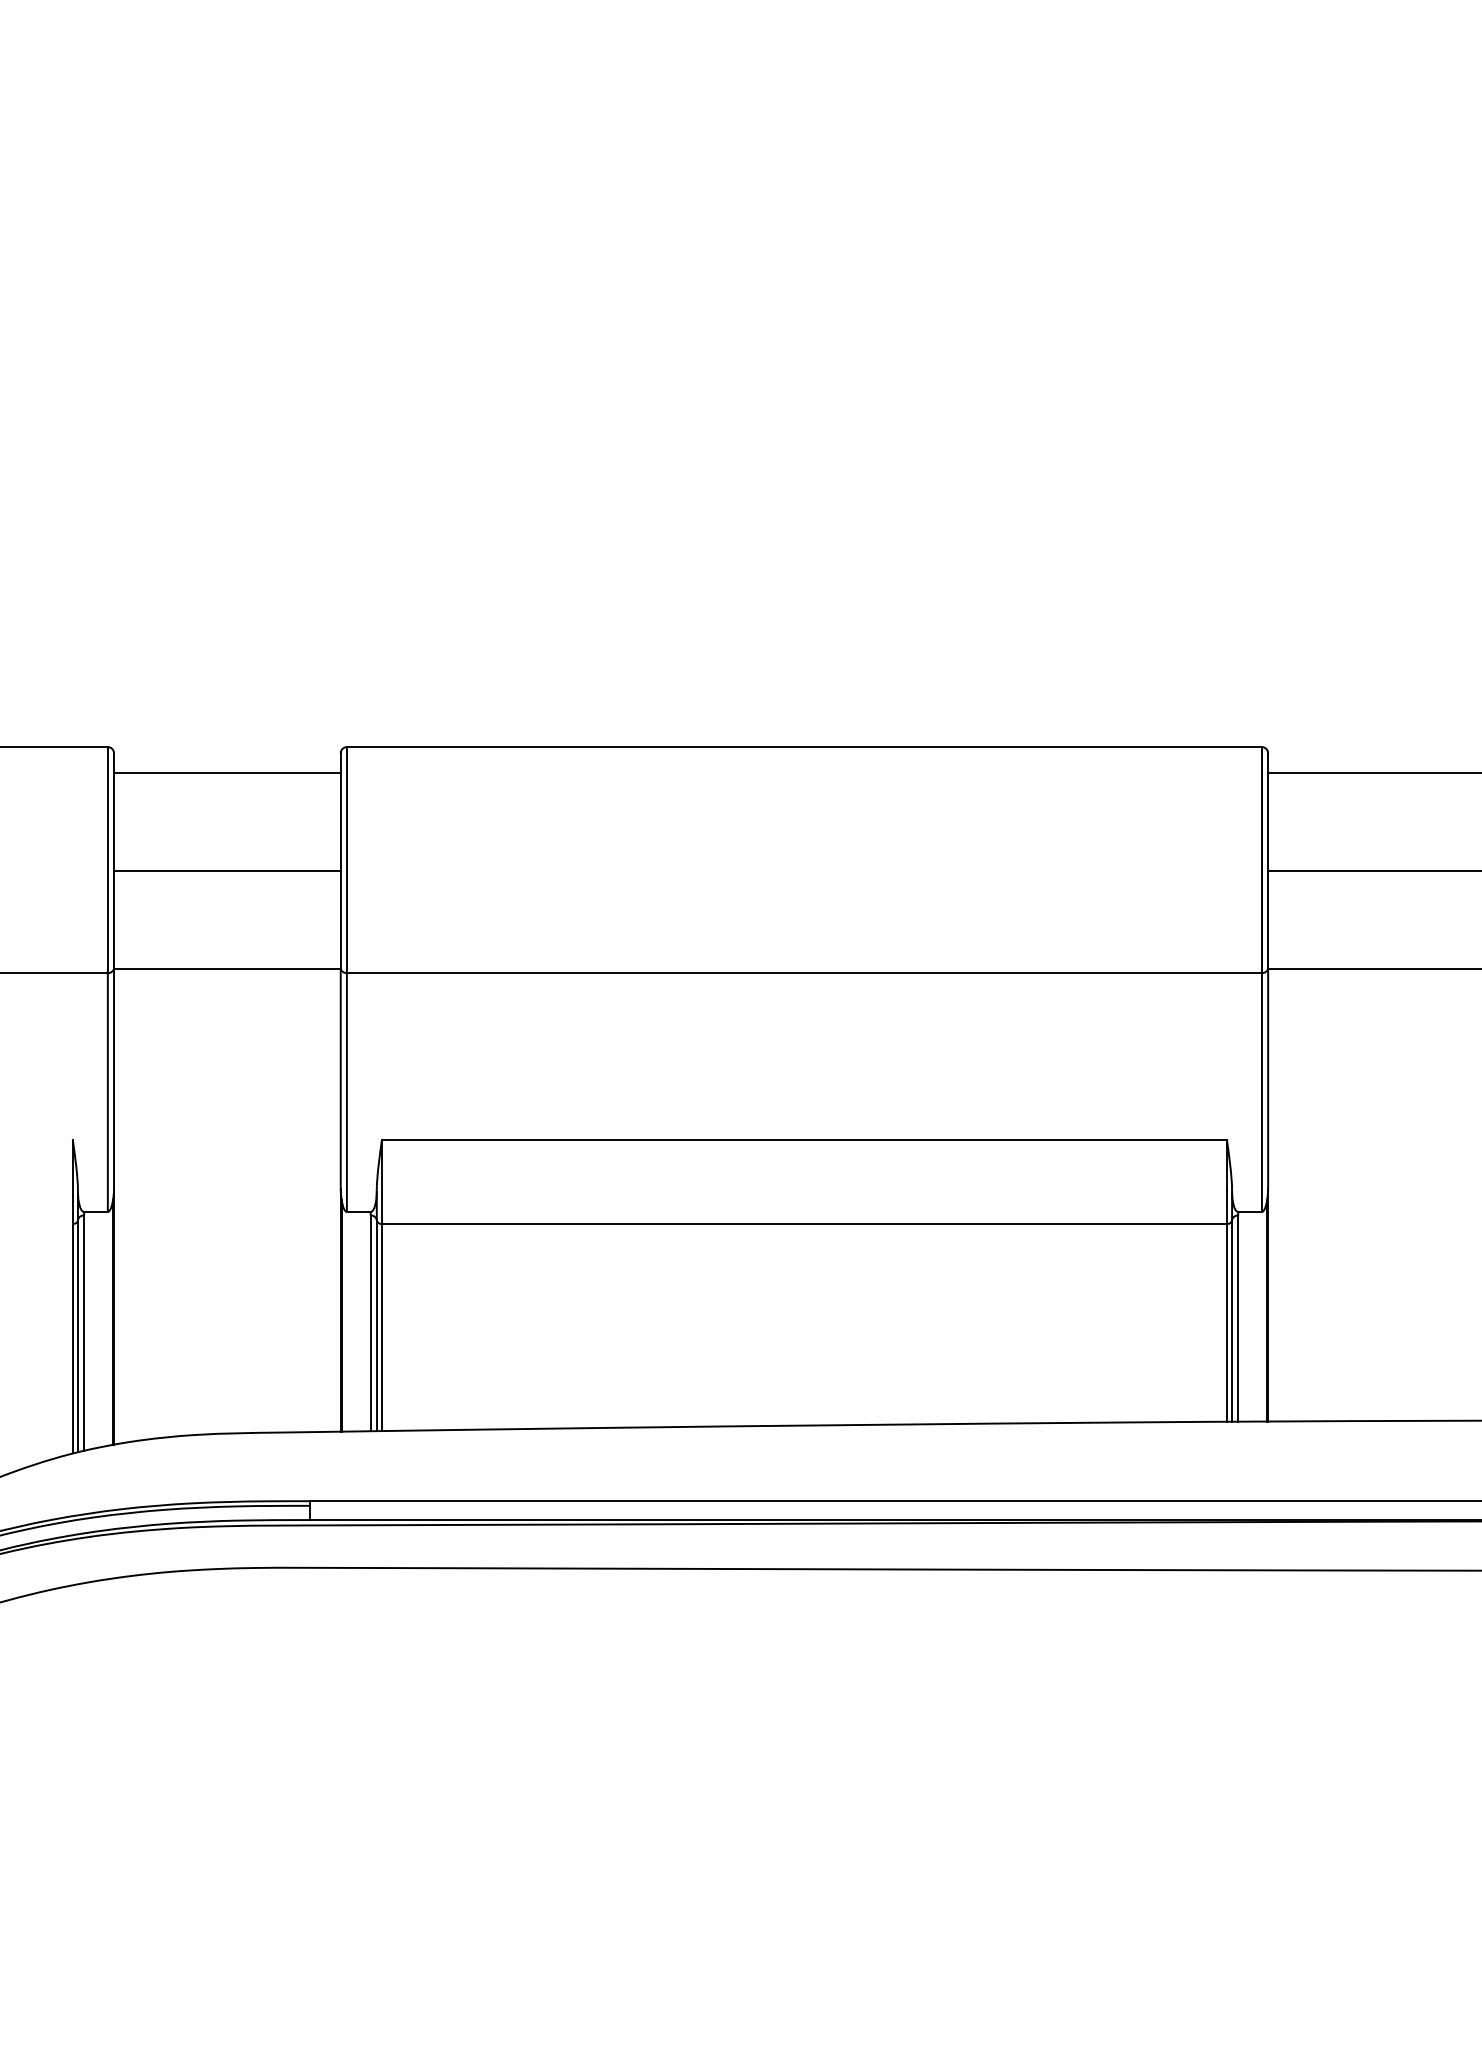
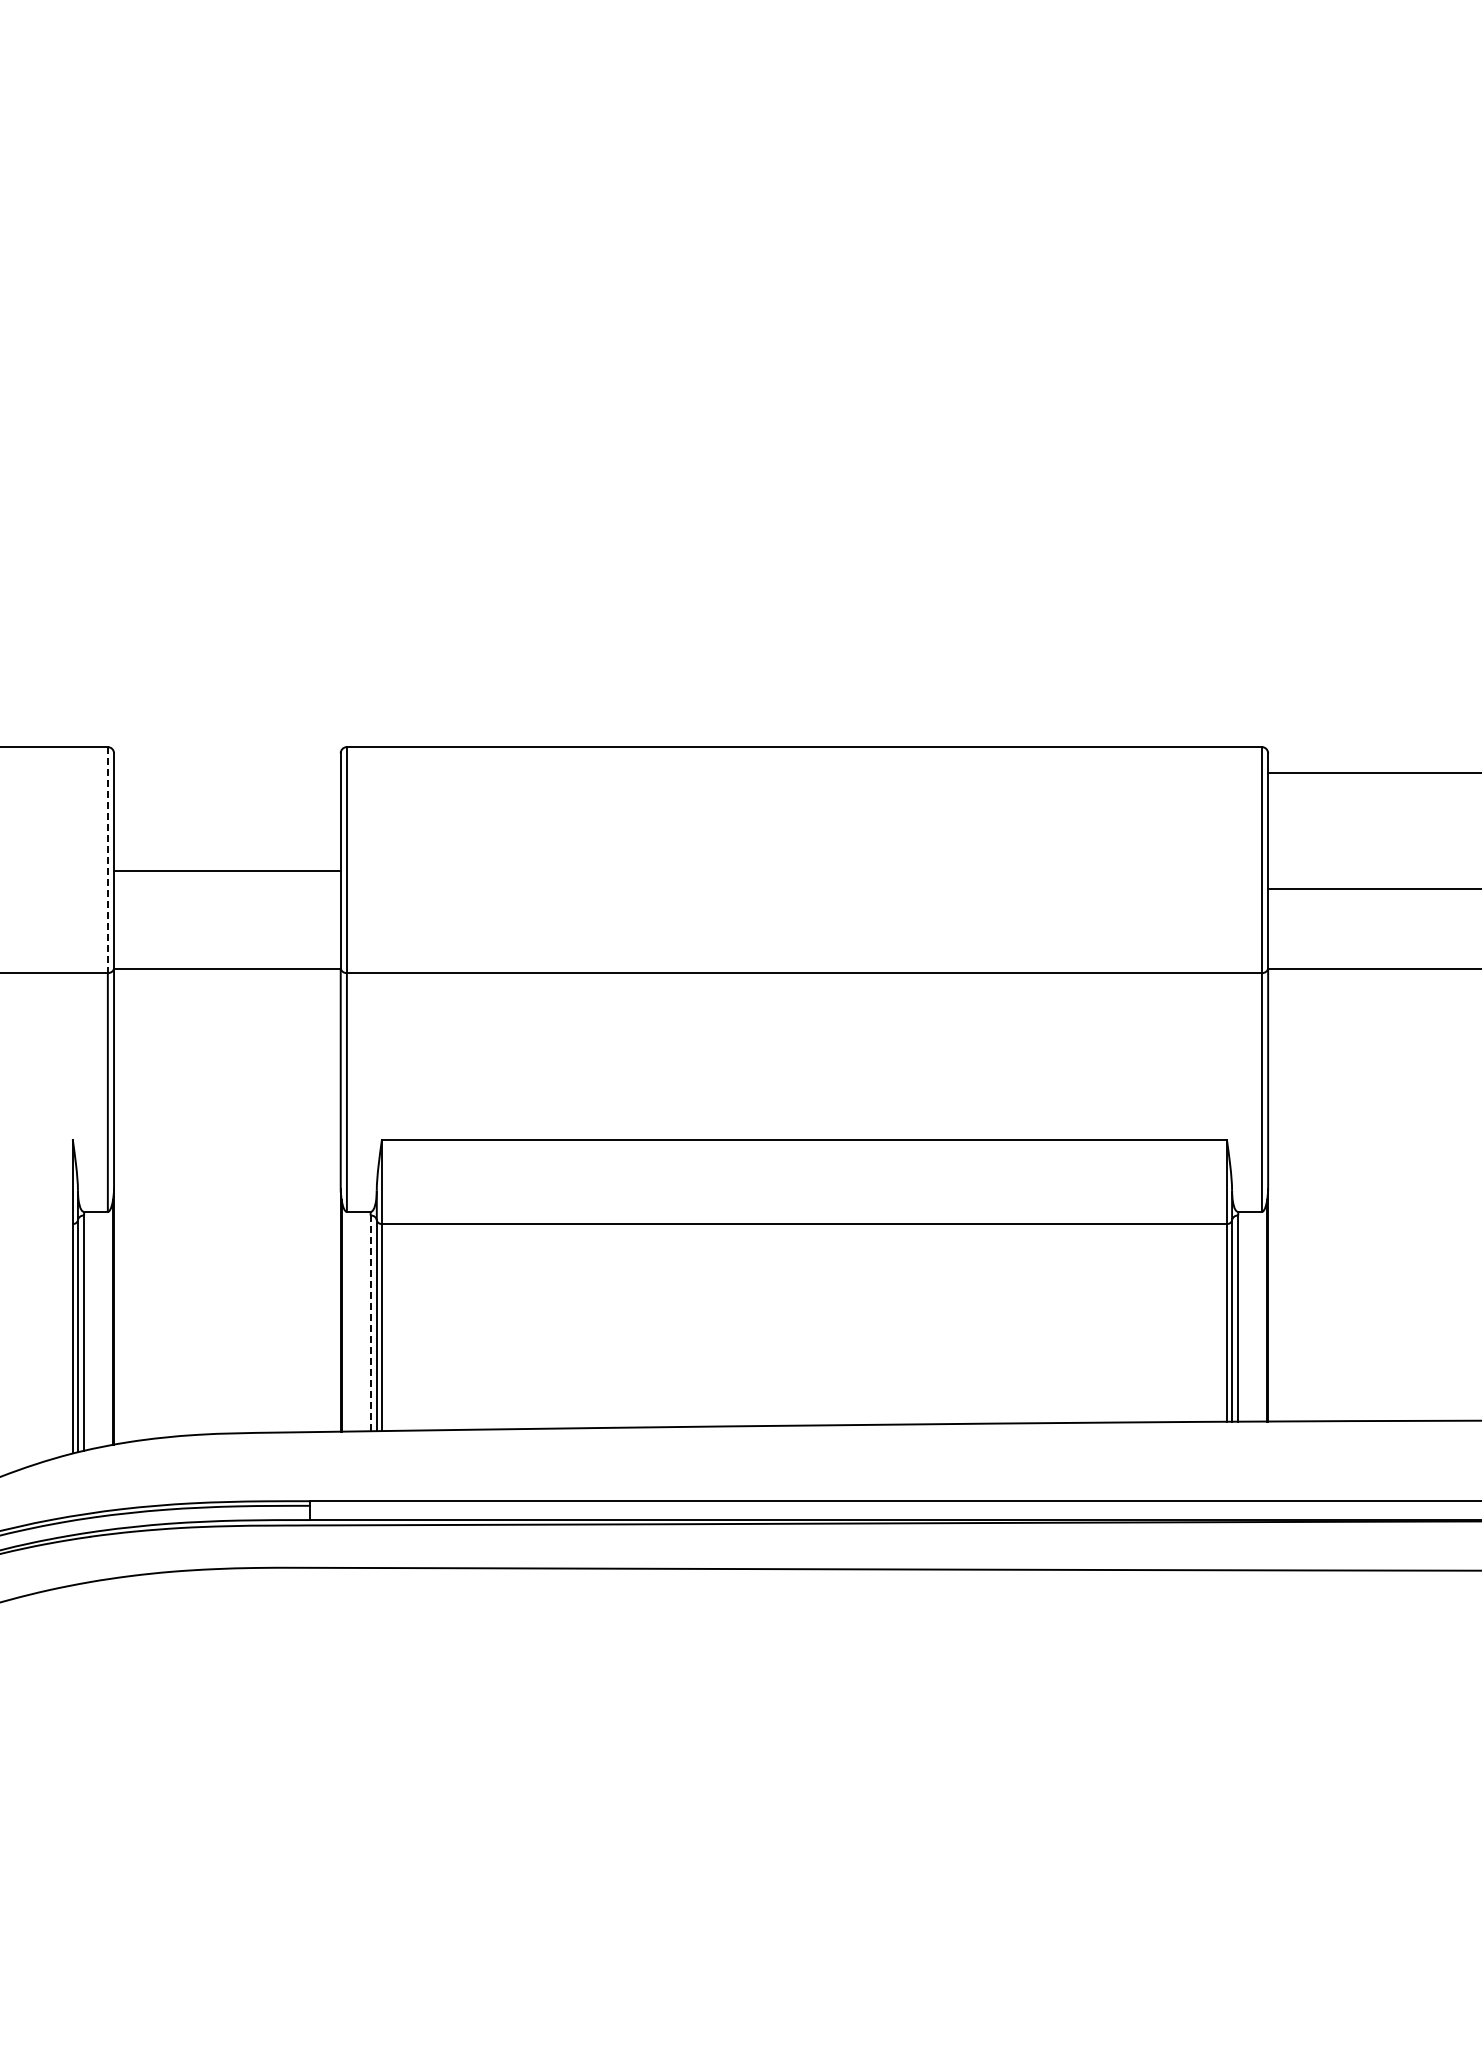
line: present -> none (227, 772)
line: solid -> dashed (107, 860)
line position: (1373, 871) -> (1373, 889) (1373, 889)
line: solid -> dashed (370, 1323)
